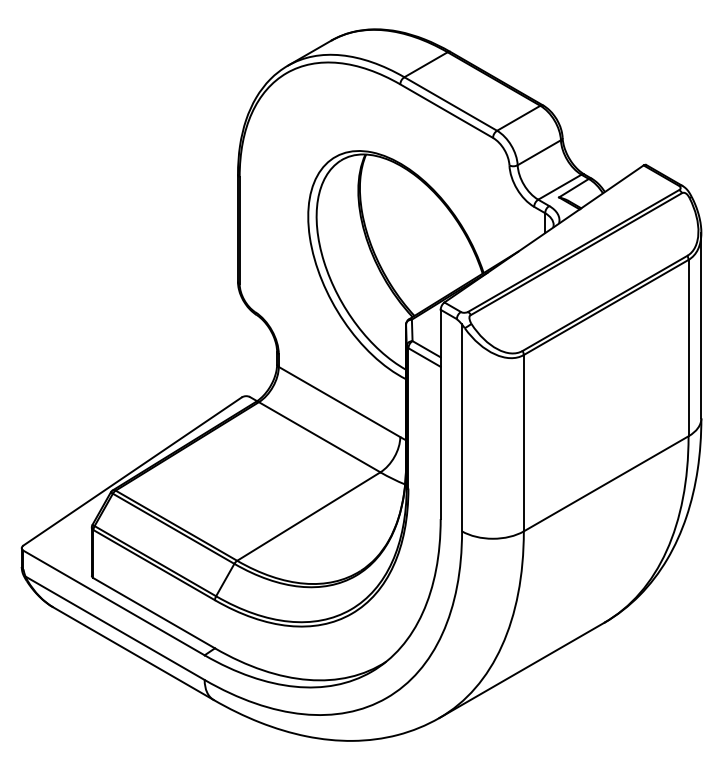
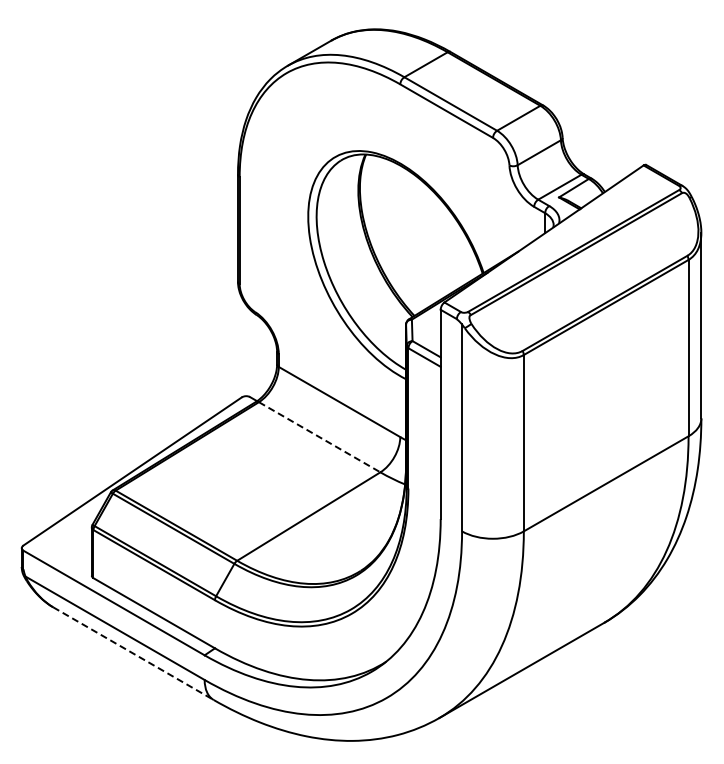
line: solid -> dashed (320, 437)
line: solid -> dashed (133, 653)
